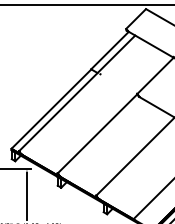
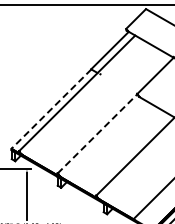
line: solid -> dashed (51, 109)
line: solid -> dashed (97, 133)
